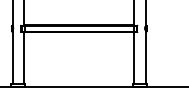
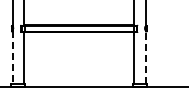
line: solid -> dashed (146, 57)
line: solid -> dashed (12, 58)
